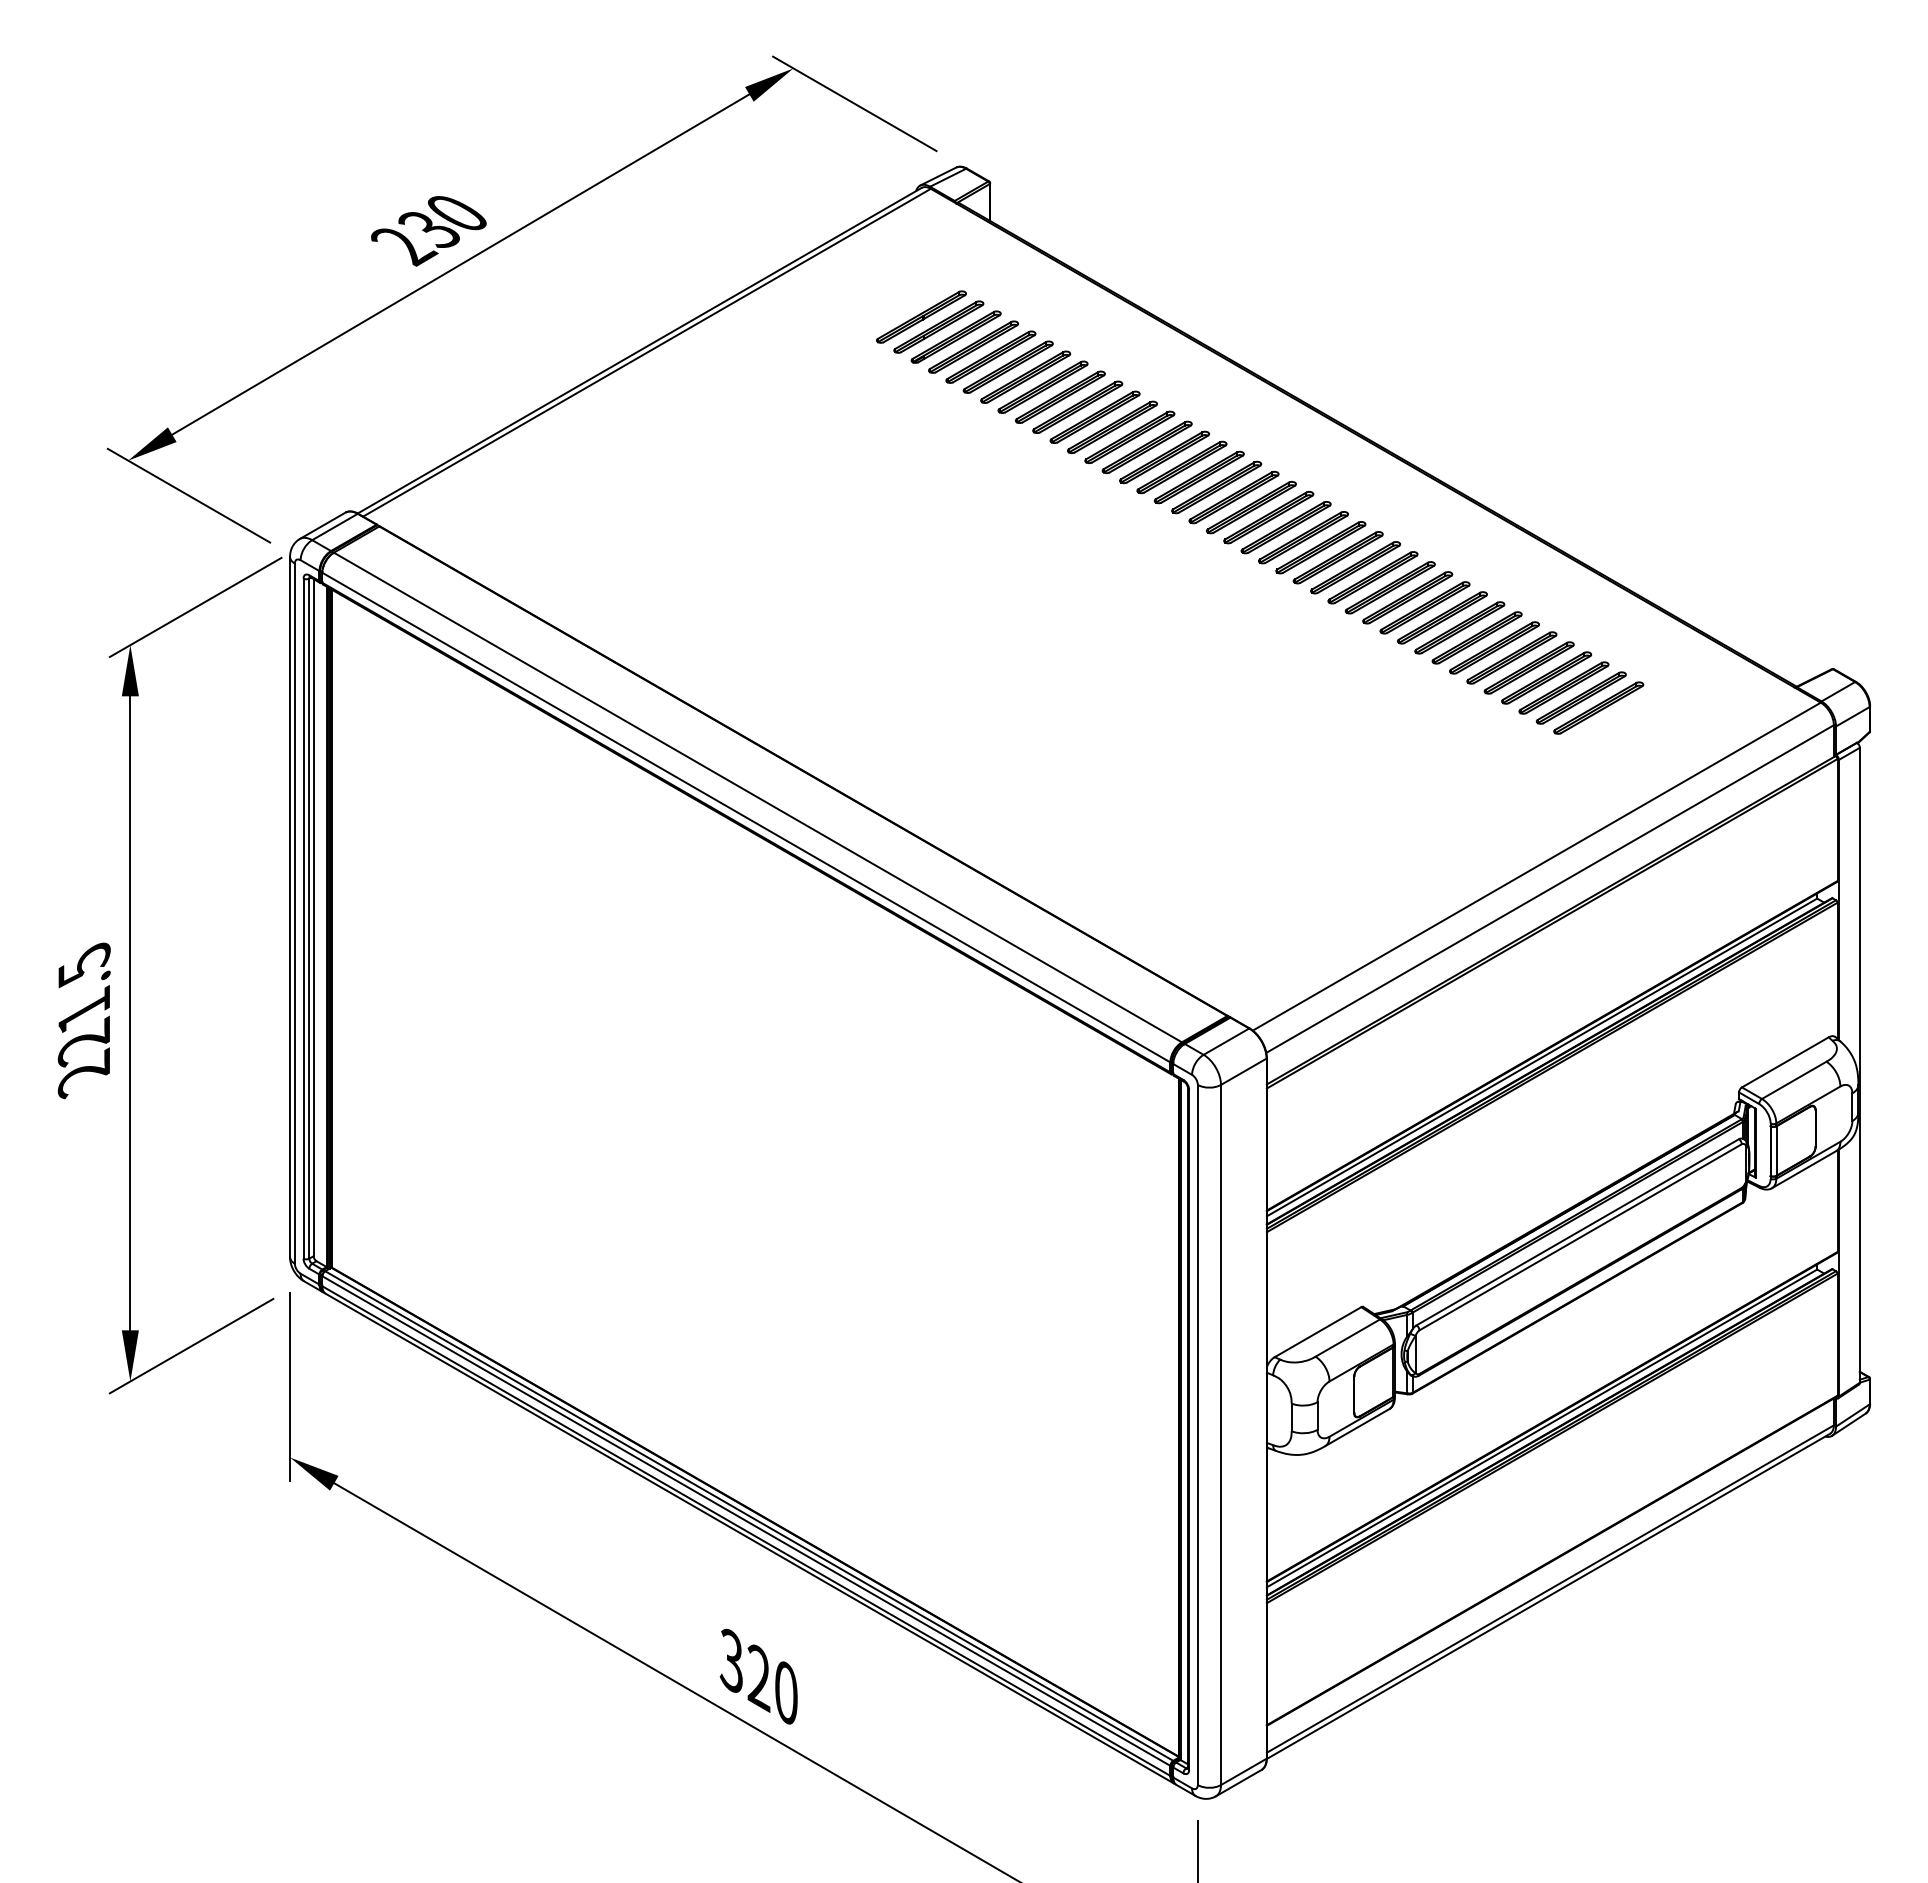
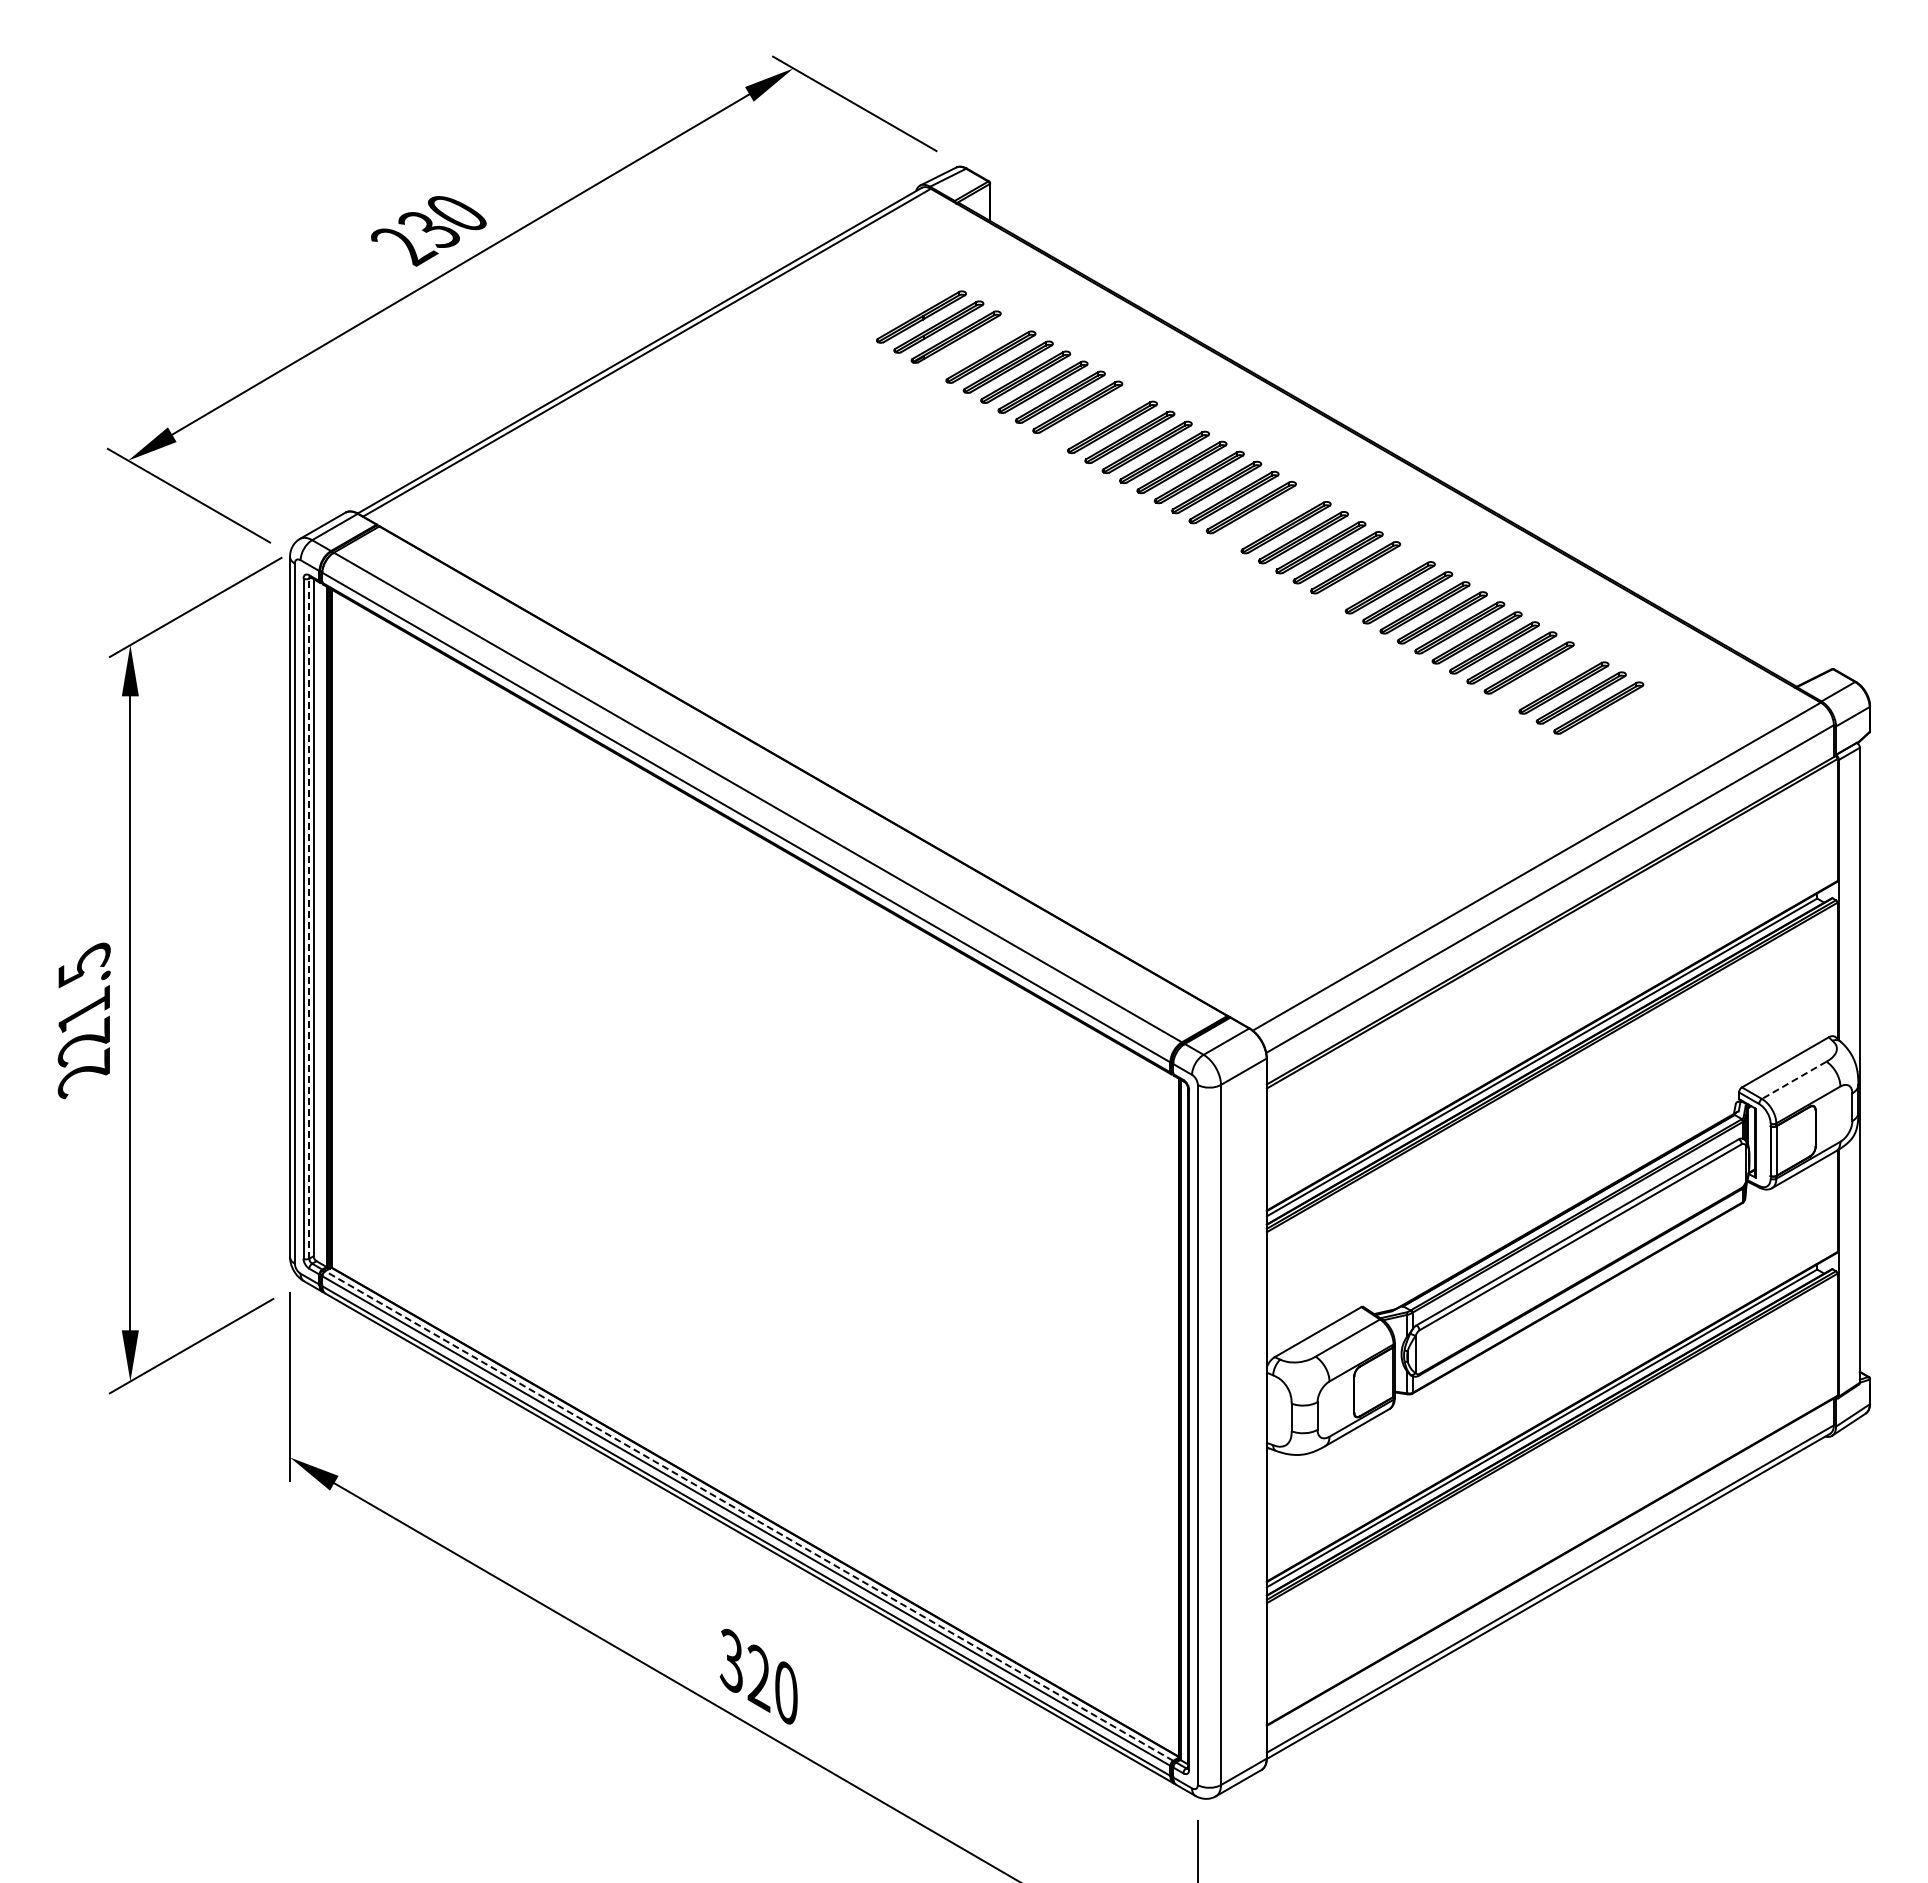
part: present -> none (973, 346)
part: present -> none (1094, 416)
part: present -> none (1268, 517)
part: present -> none (1372, 577)
part: present -> none (1546, 677)
line: solid -> dashed (309, 918)
line: solid -> dashed (1793, 1080)
line: solid -> dashed (749, 1516)
